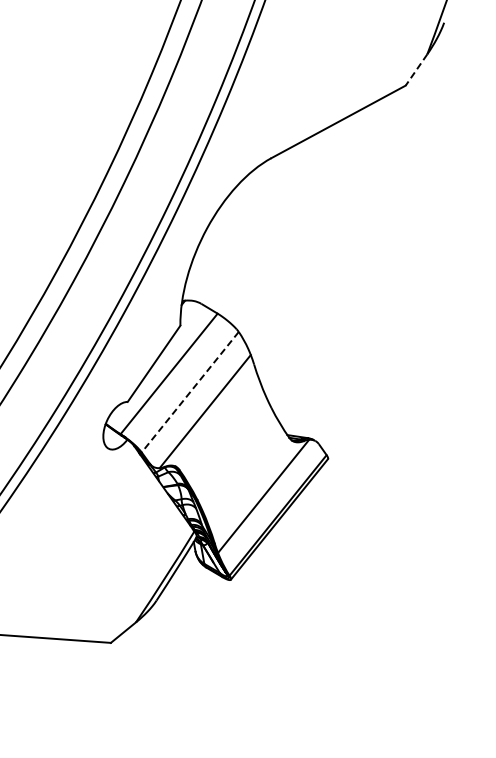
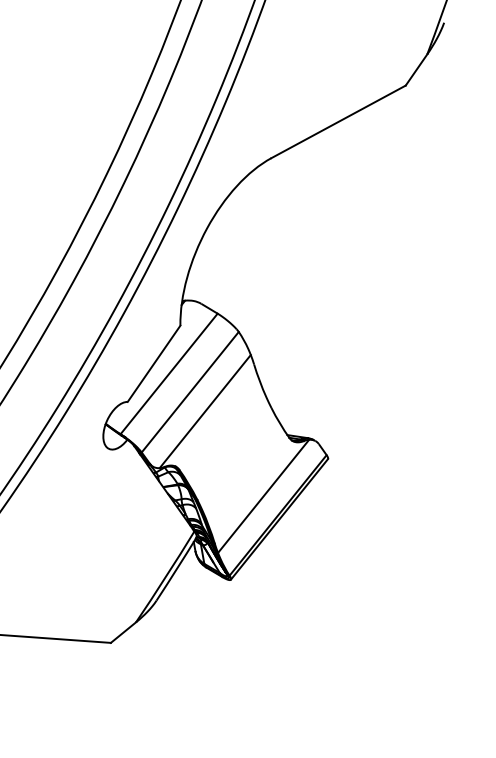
line: dashed -> solid (416, 69)
line: dashed -> solid (189, 392)
